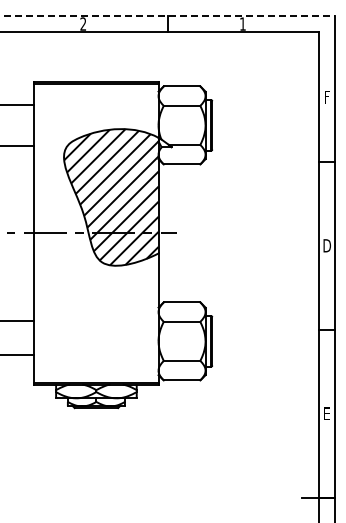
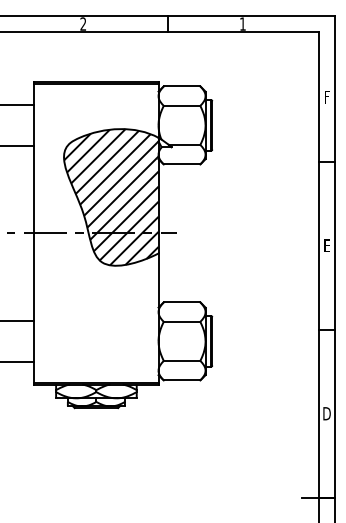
line: dashed -> solid (168, 15)
text: D -> E (326, 245)
line position: (18, 354) -> (18, 361) (18, 361)
text: E -> D (326, 413)
